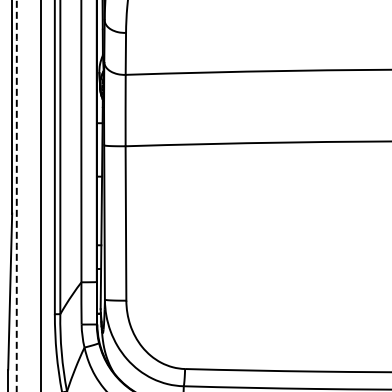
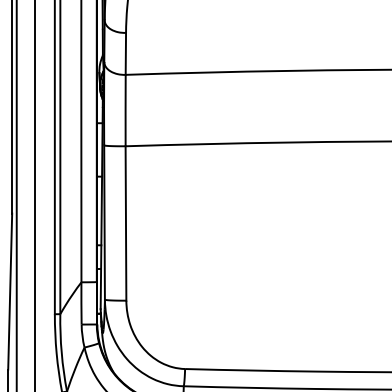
arc: dashed -> solid (16, 195)
line position: (40, 195) -> (34, 195) (34, 195)
